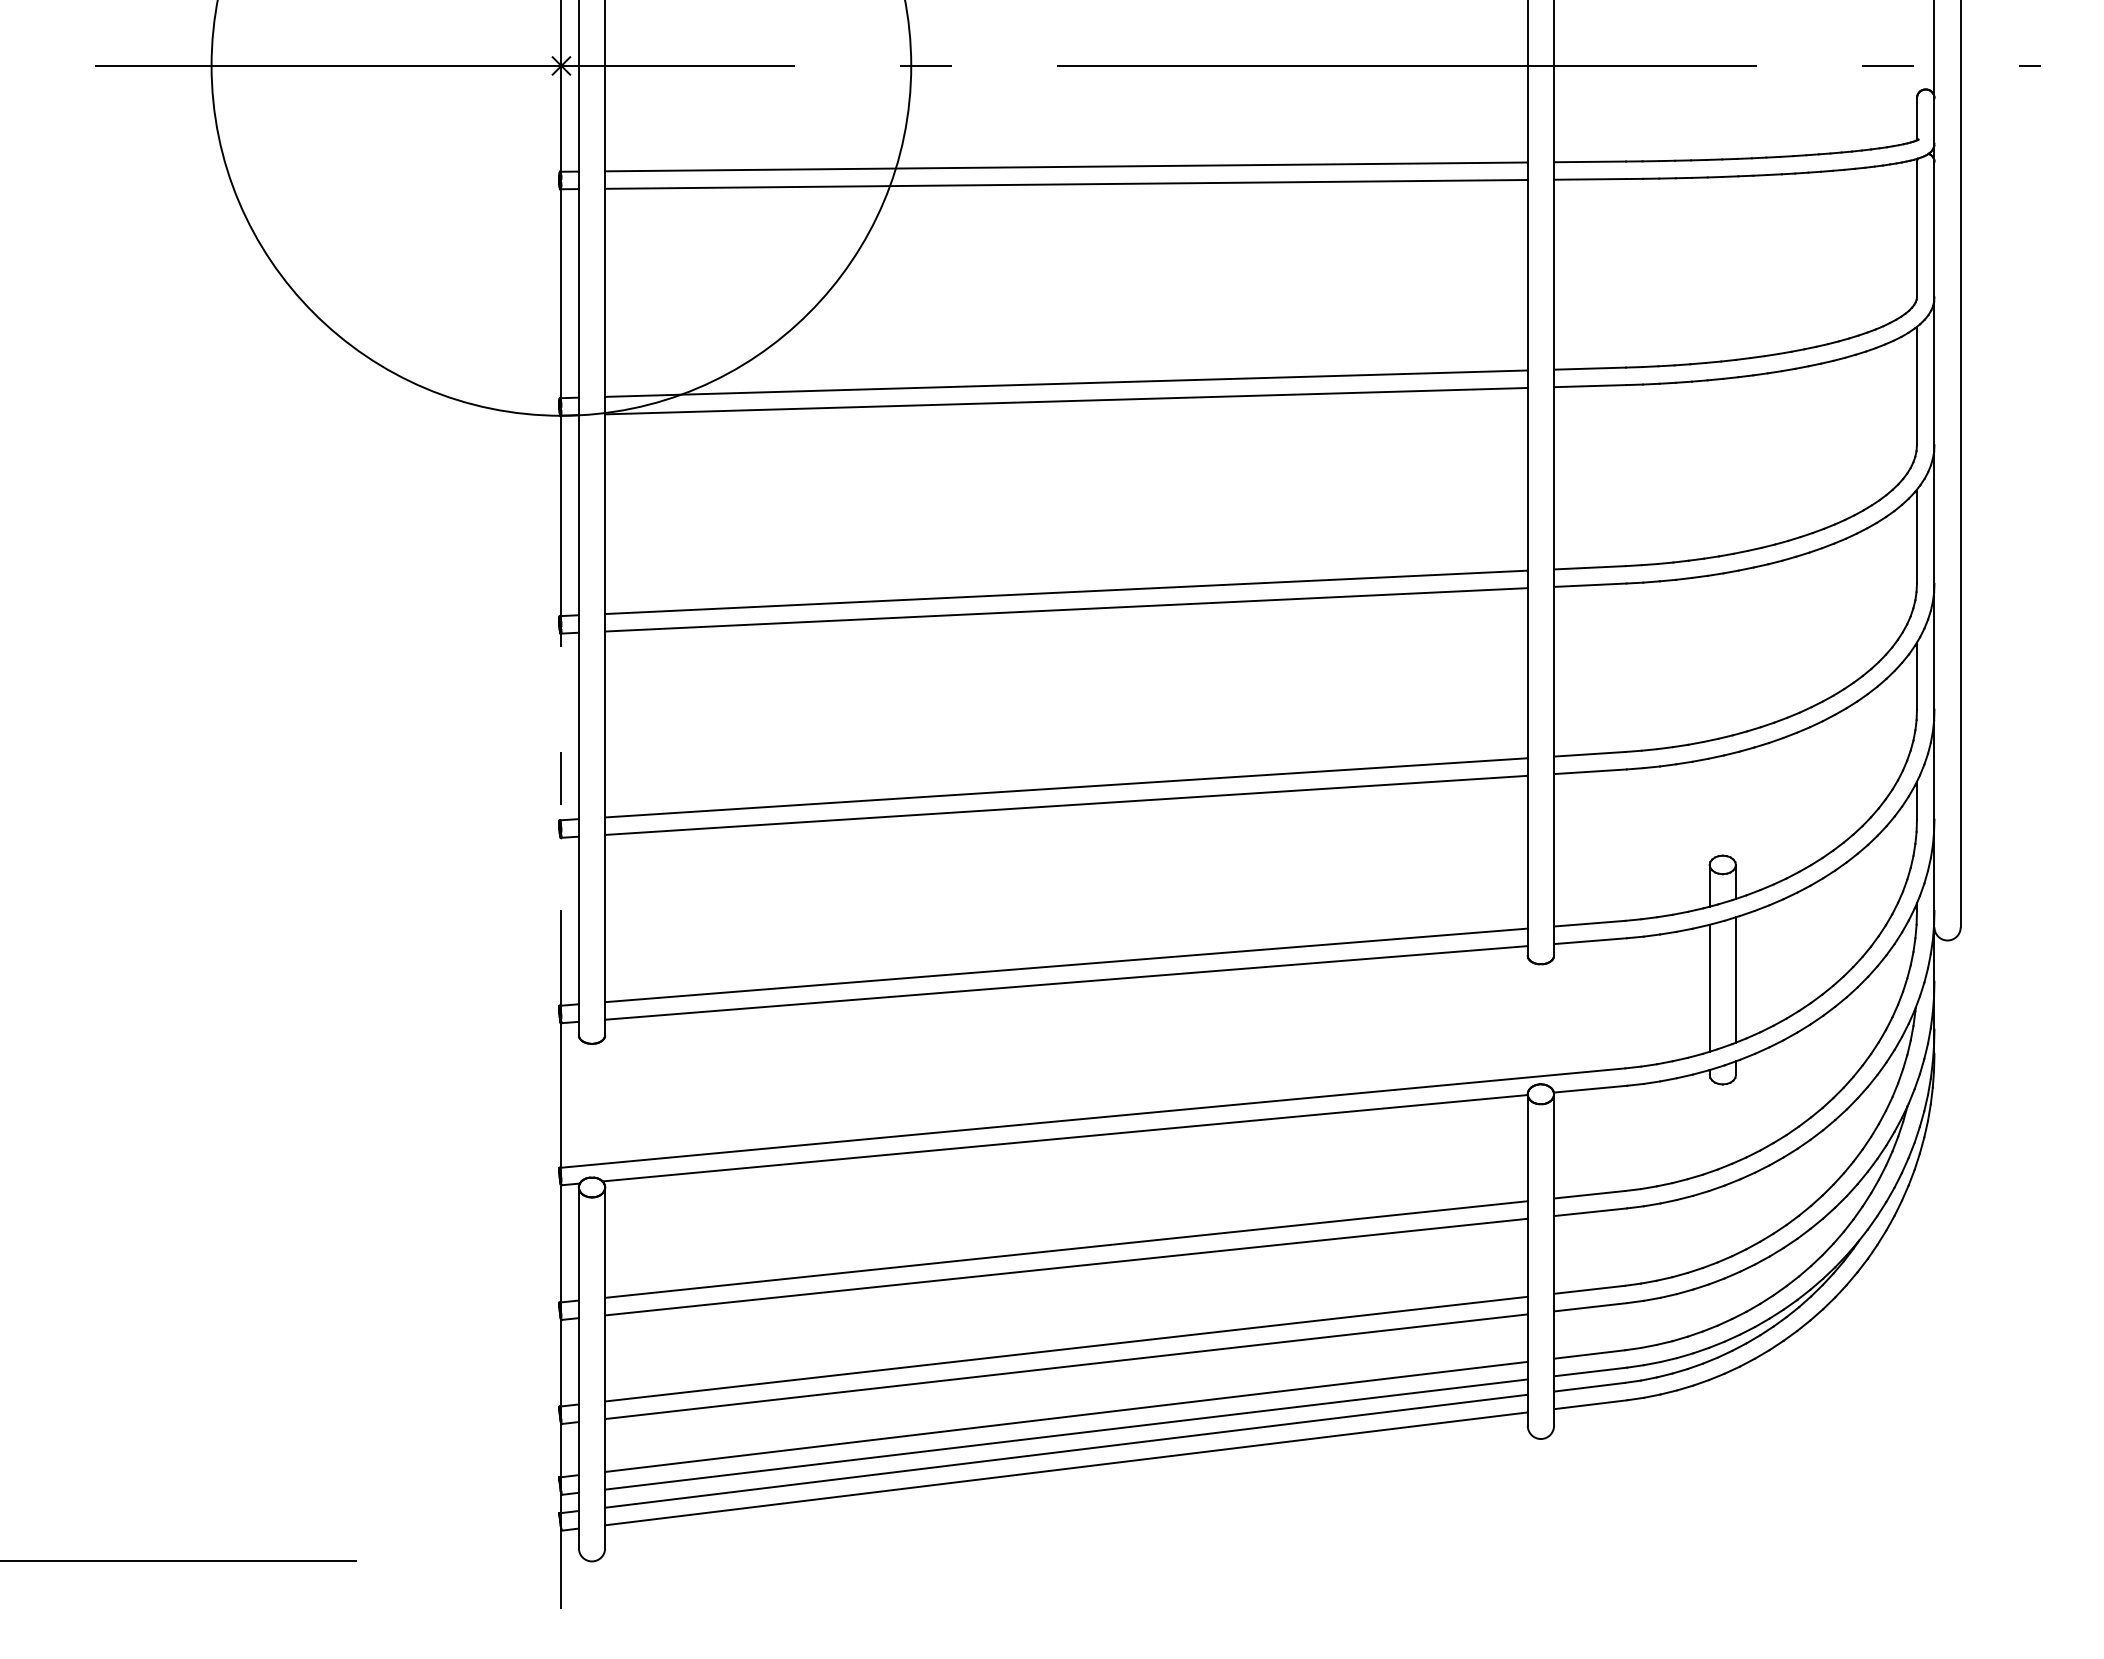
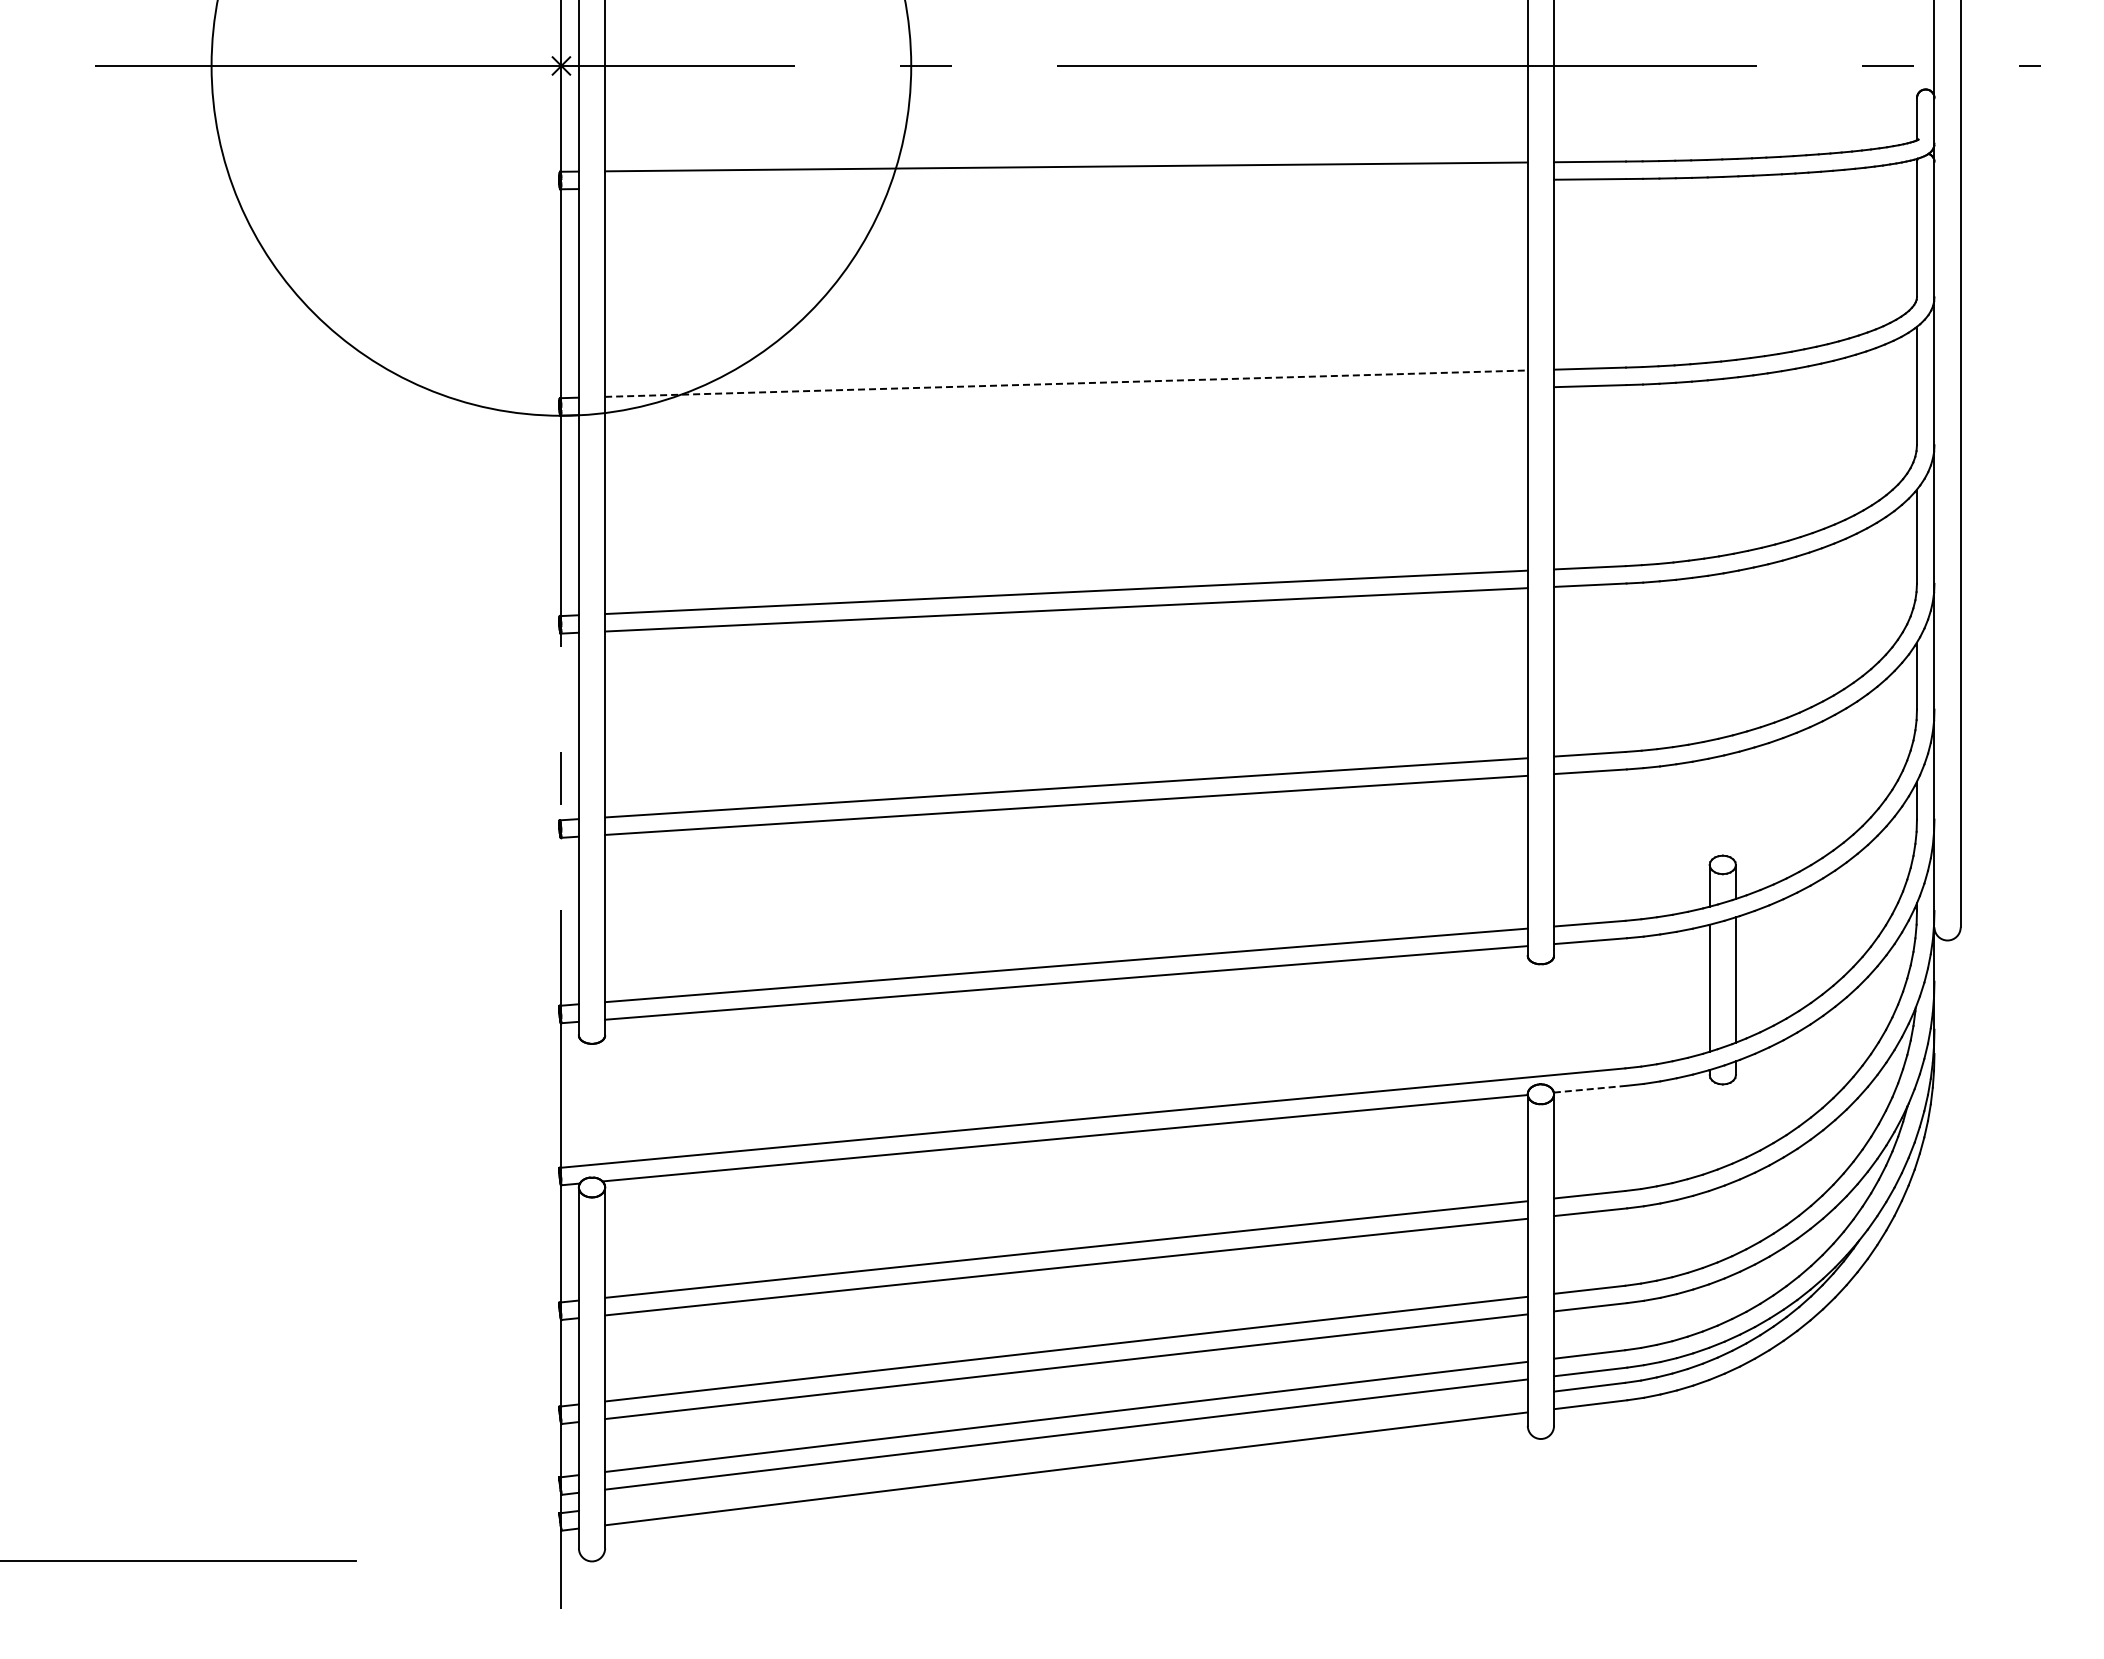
line: present -> none (1066, 184)
line: solid -> dashed (1066, 383)
line: present -> none (1066, 400)
line: solid -> dashed (1590, 1089)
line: present -> none (1066, 1450)
